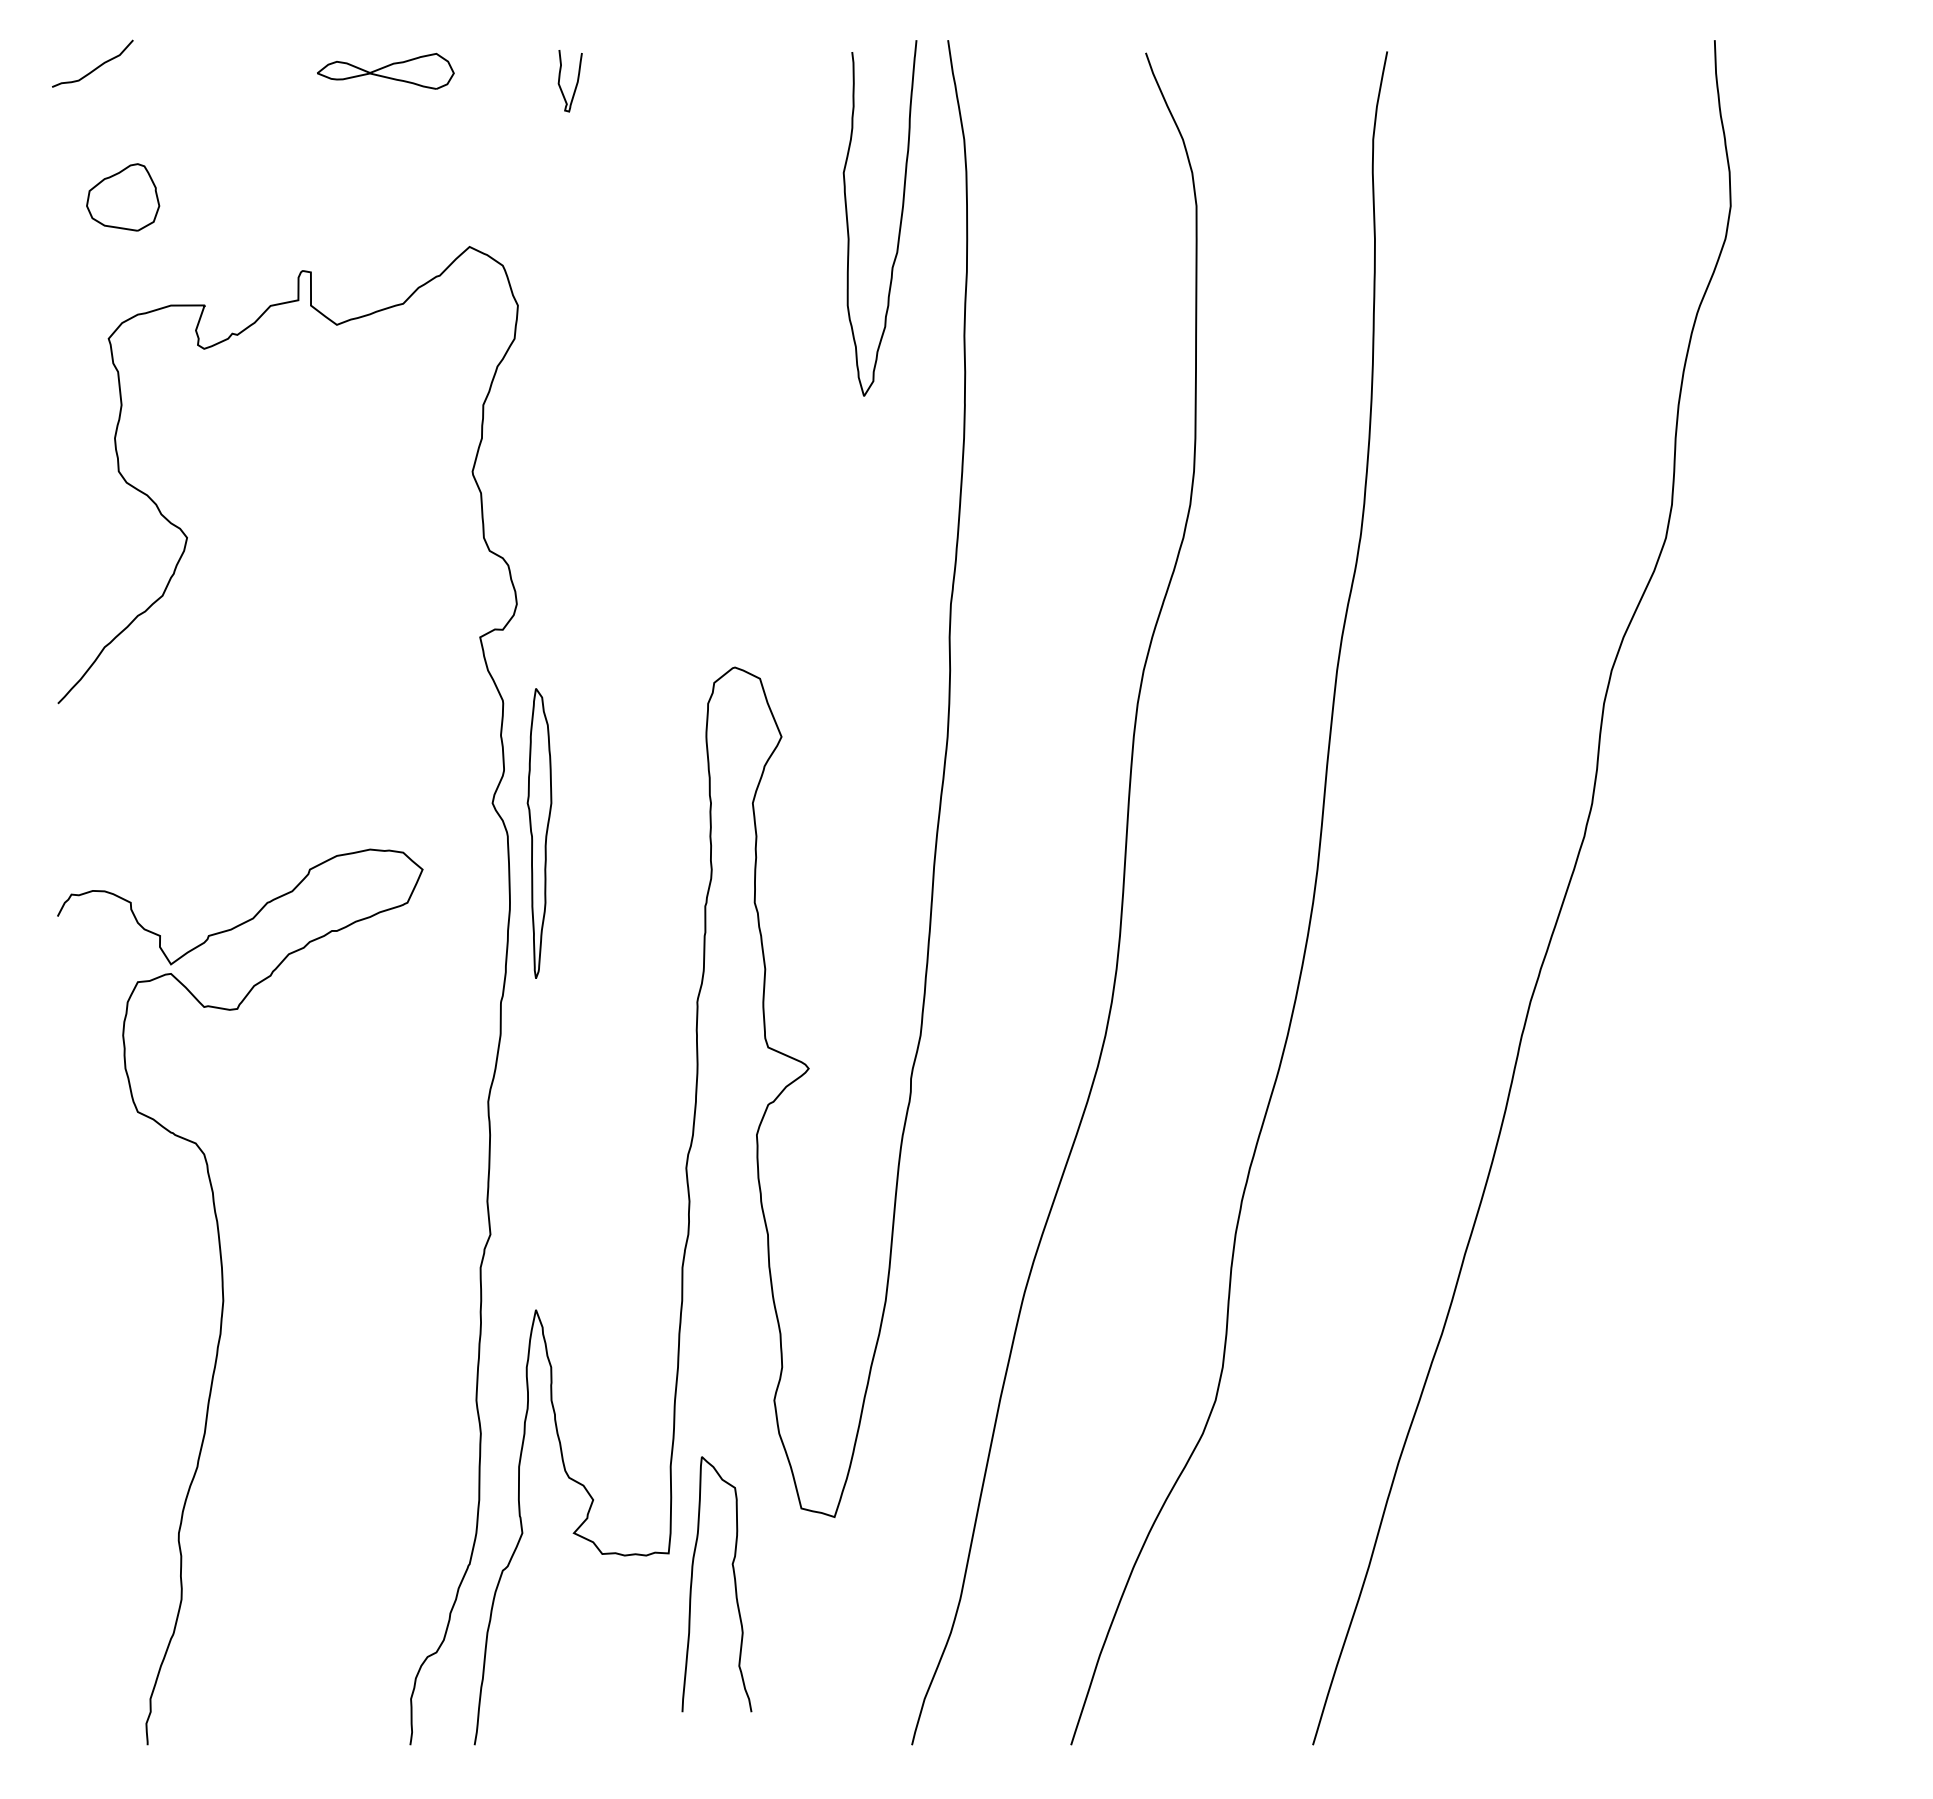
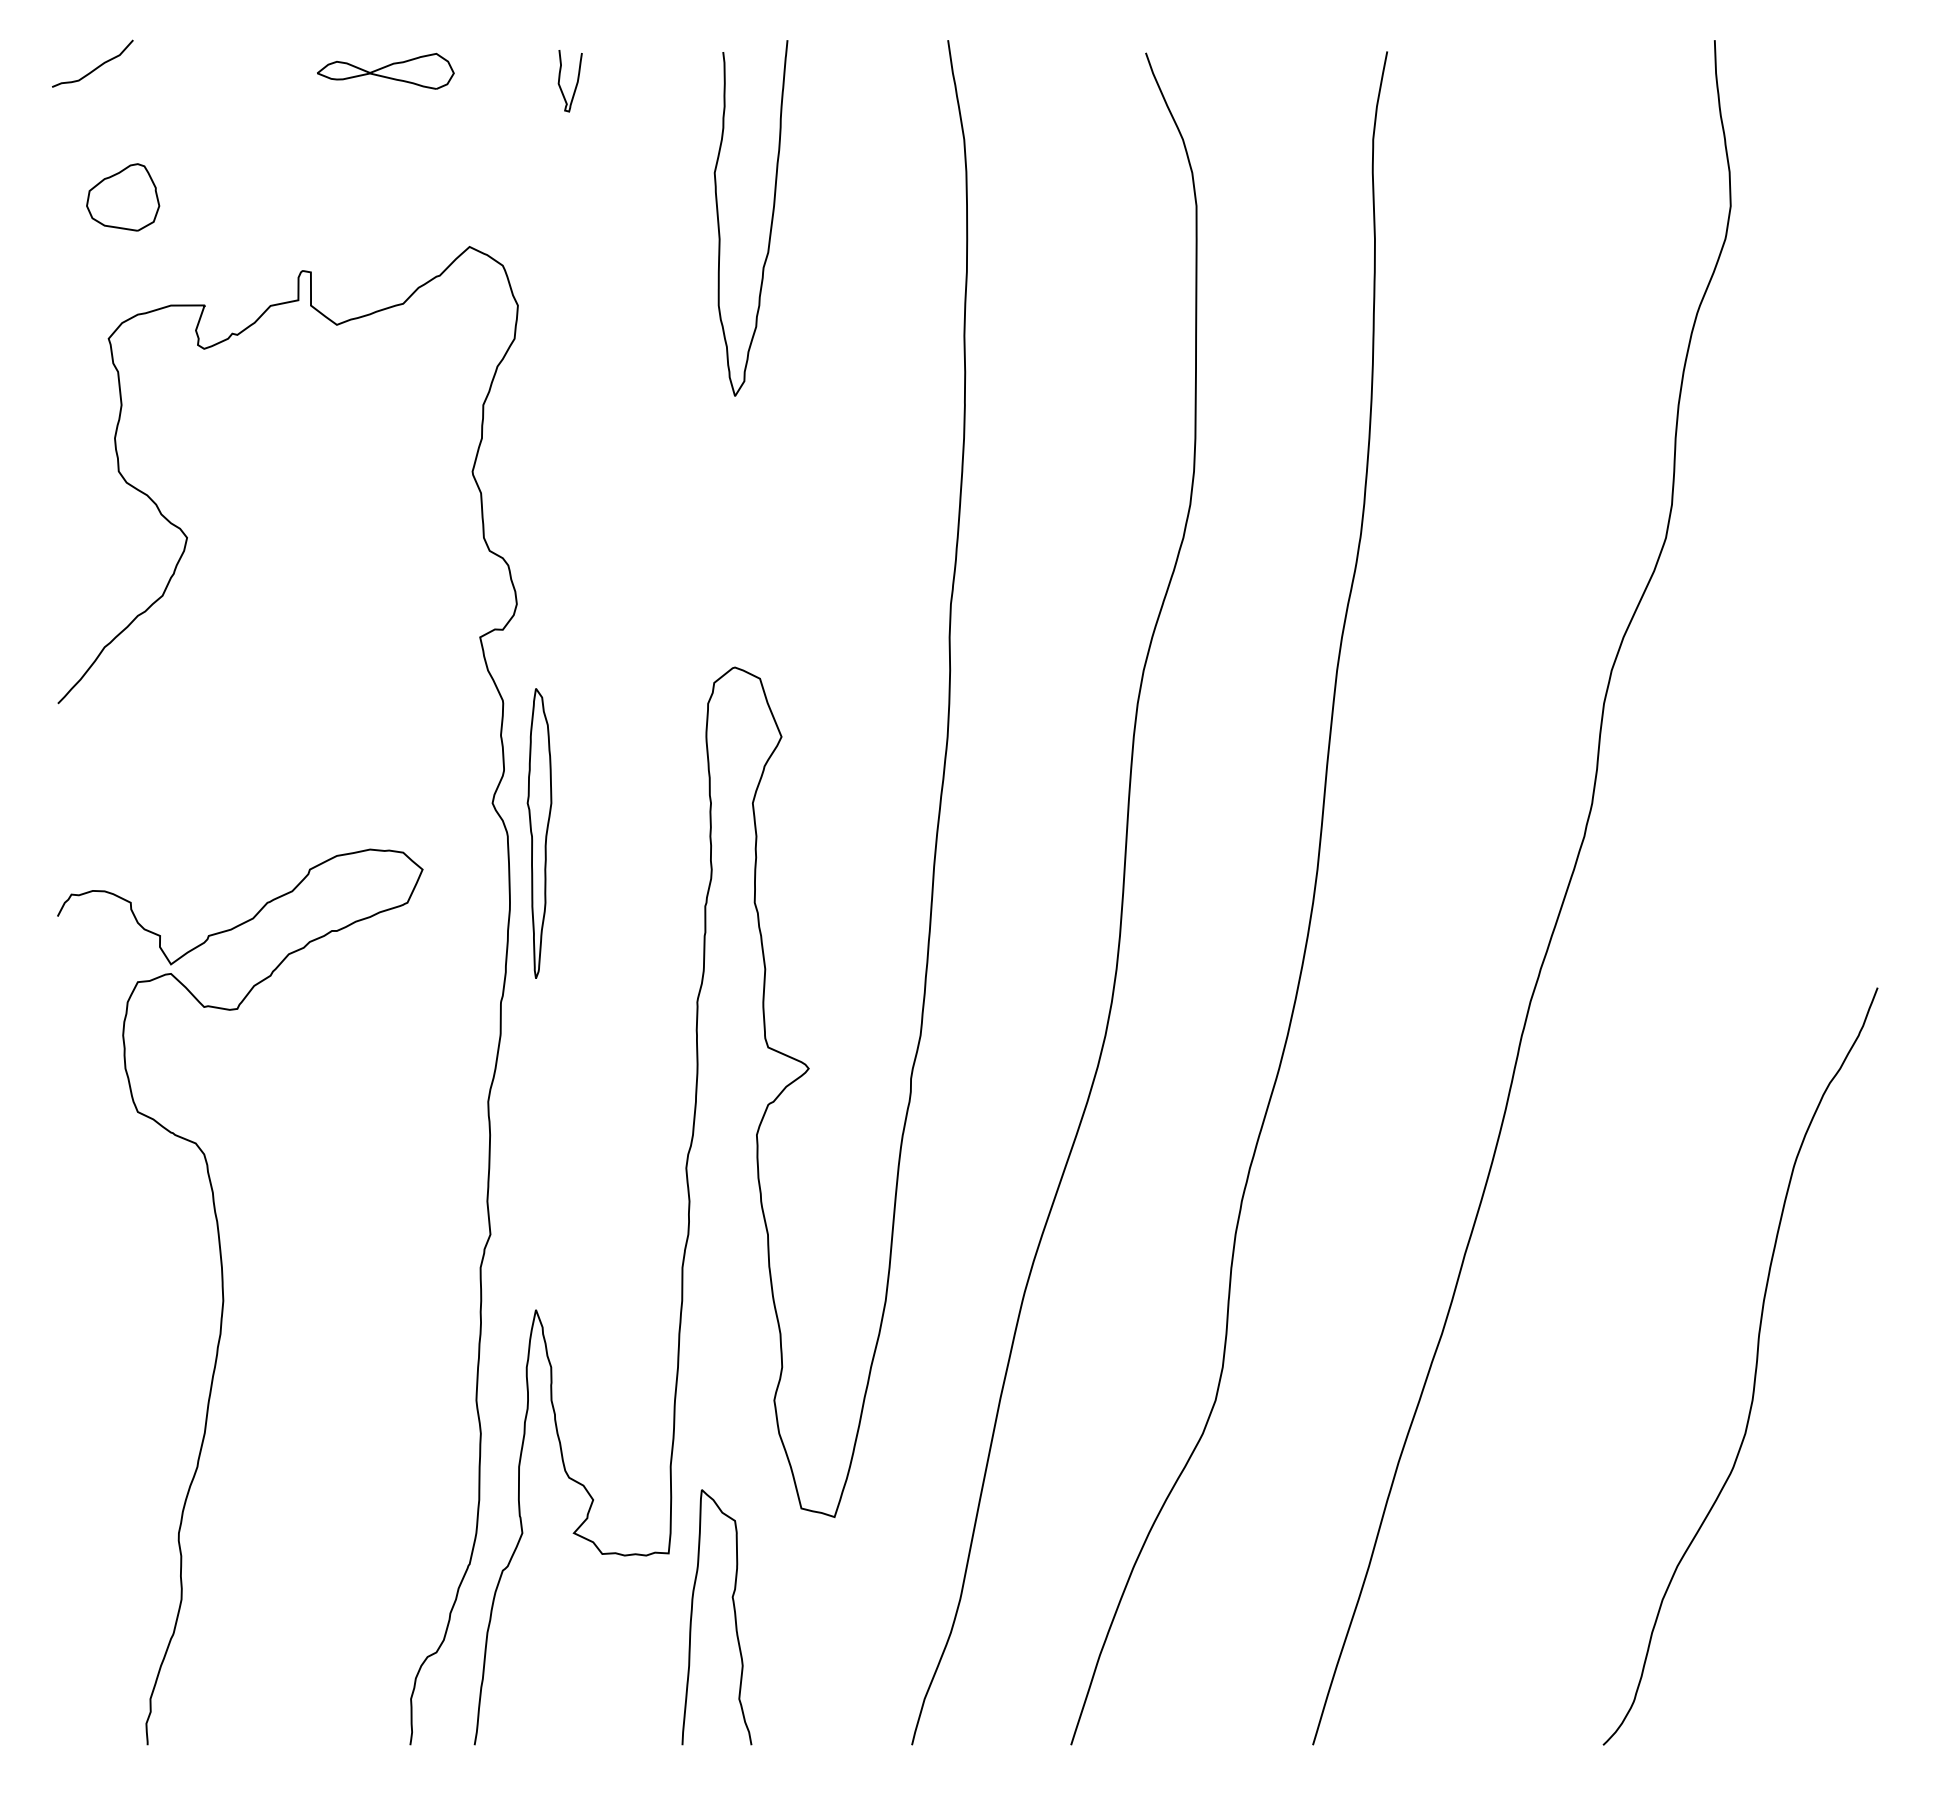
curve position: (899, 224) -> (770, 224) (770, 224)
curve: none -> present (1755, 1366)
curve position: (734, 1584) -> (734, 1617) (734, 1617)
